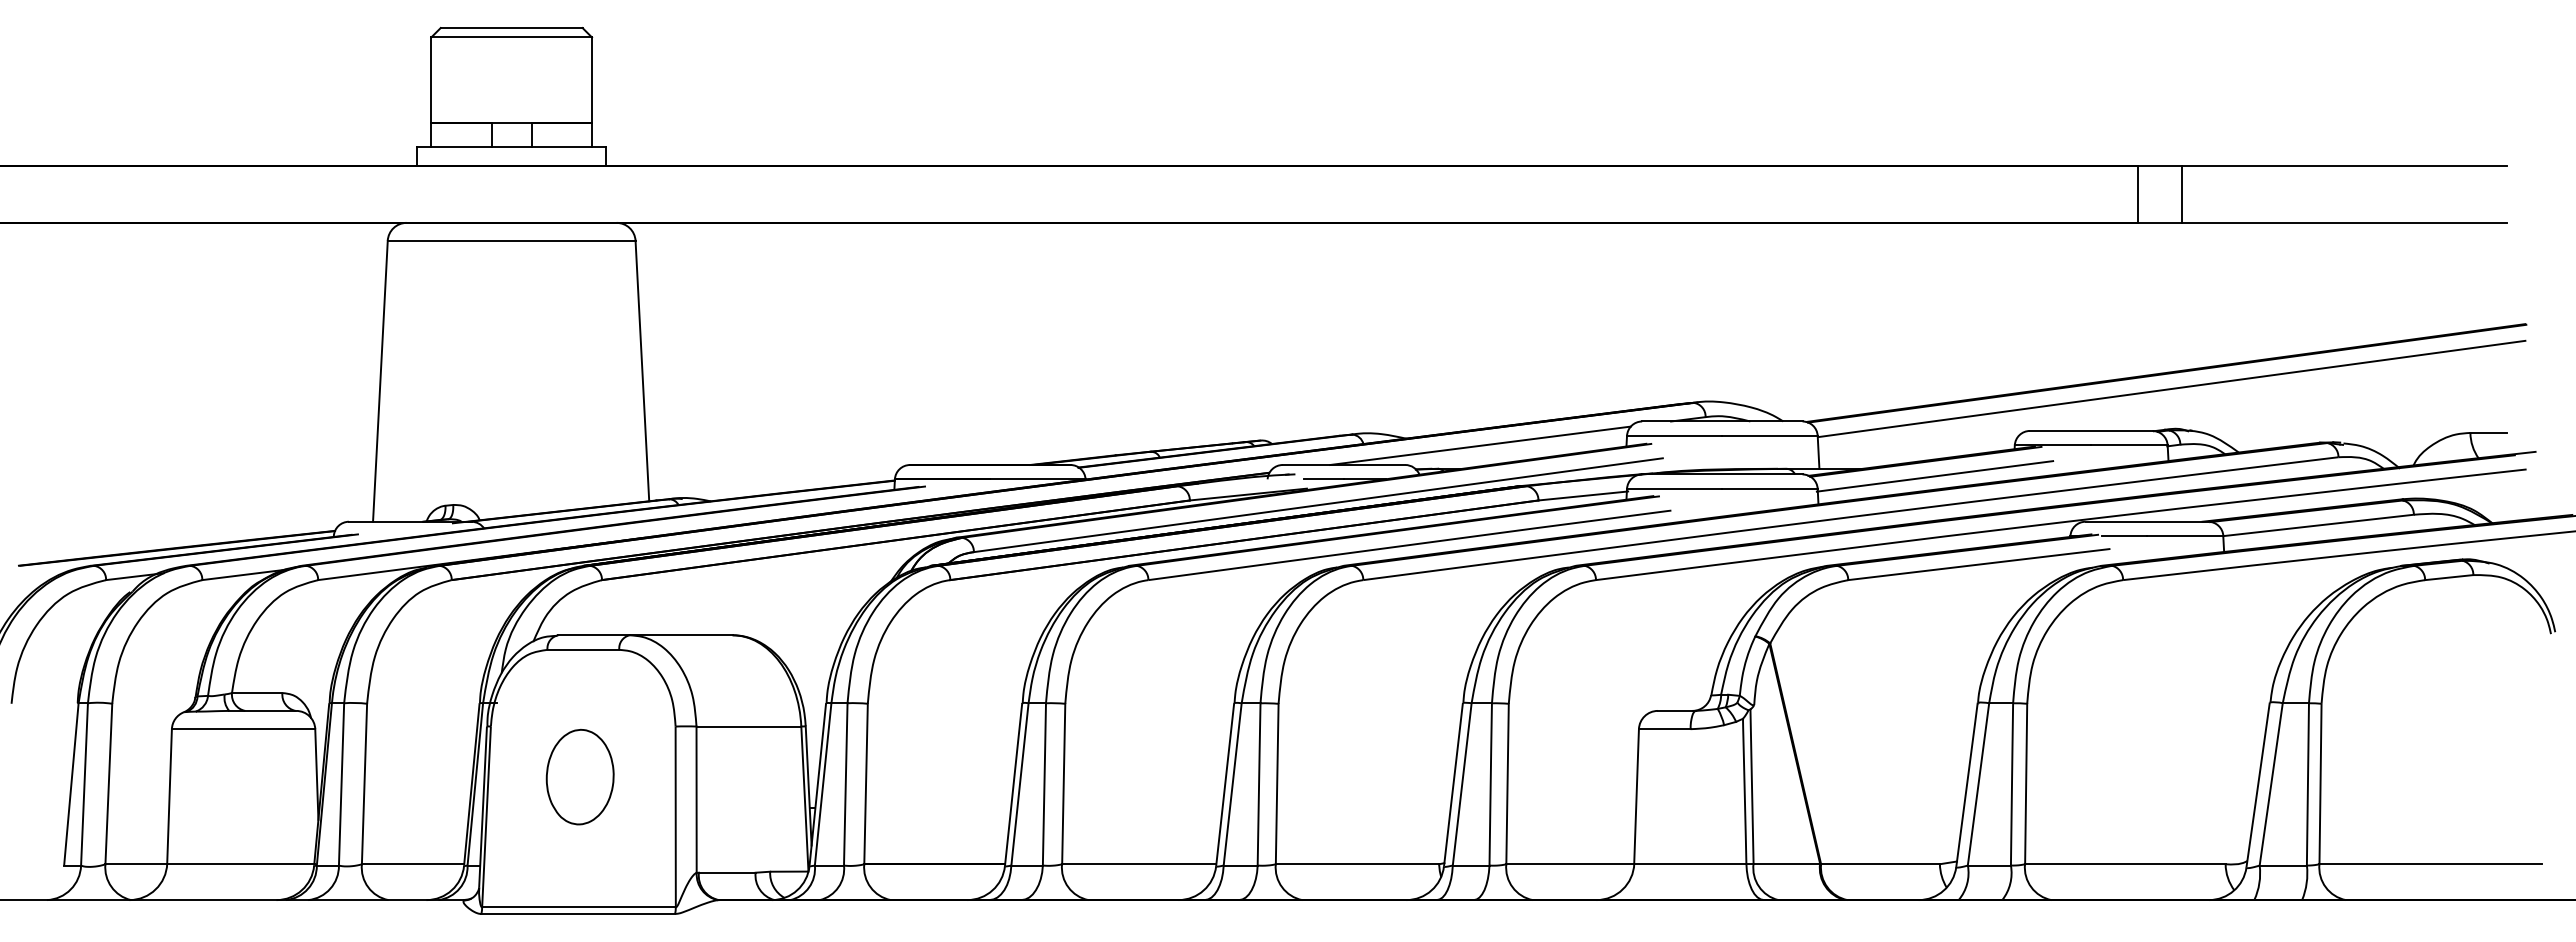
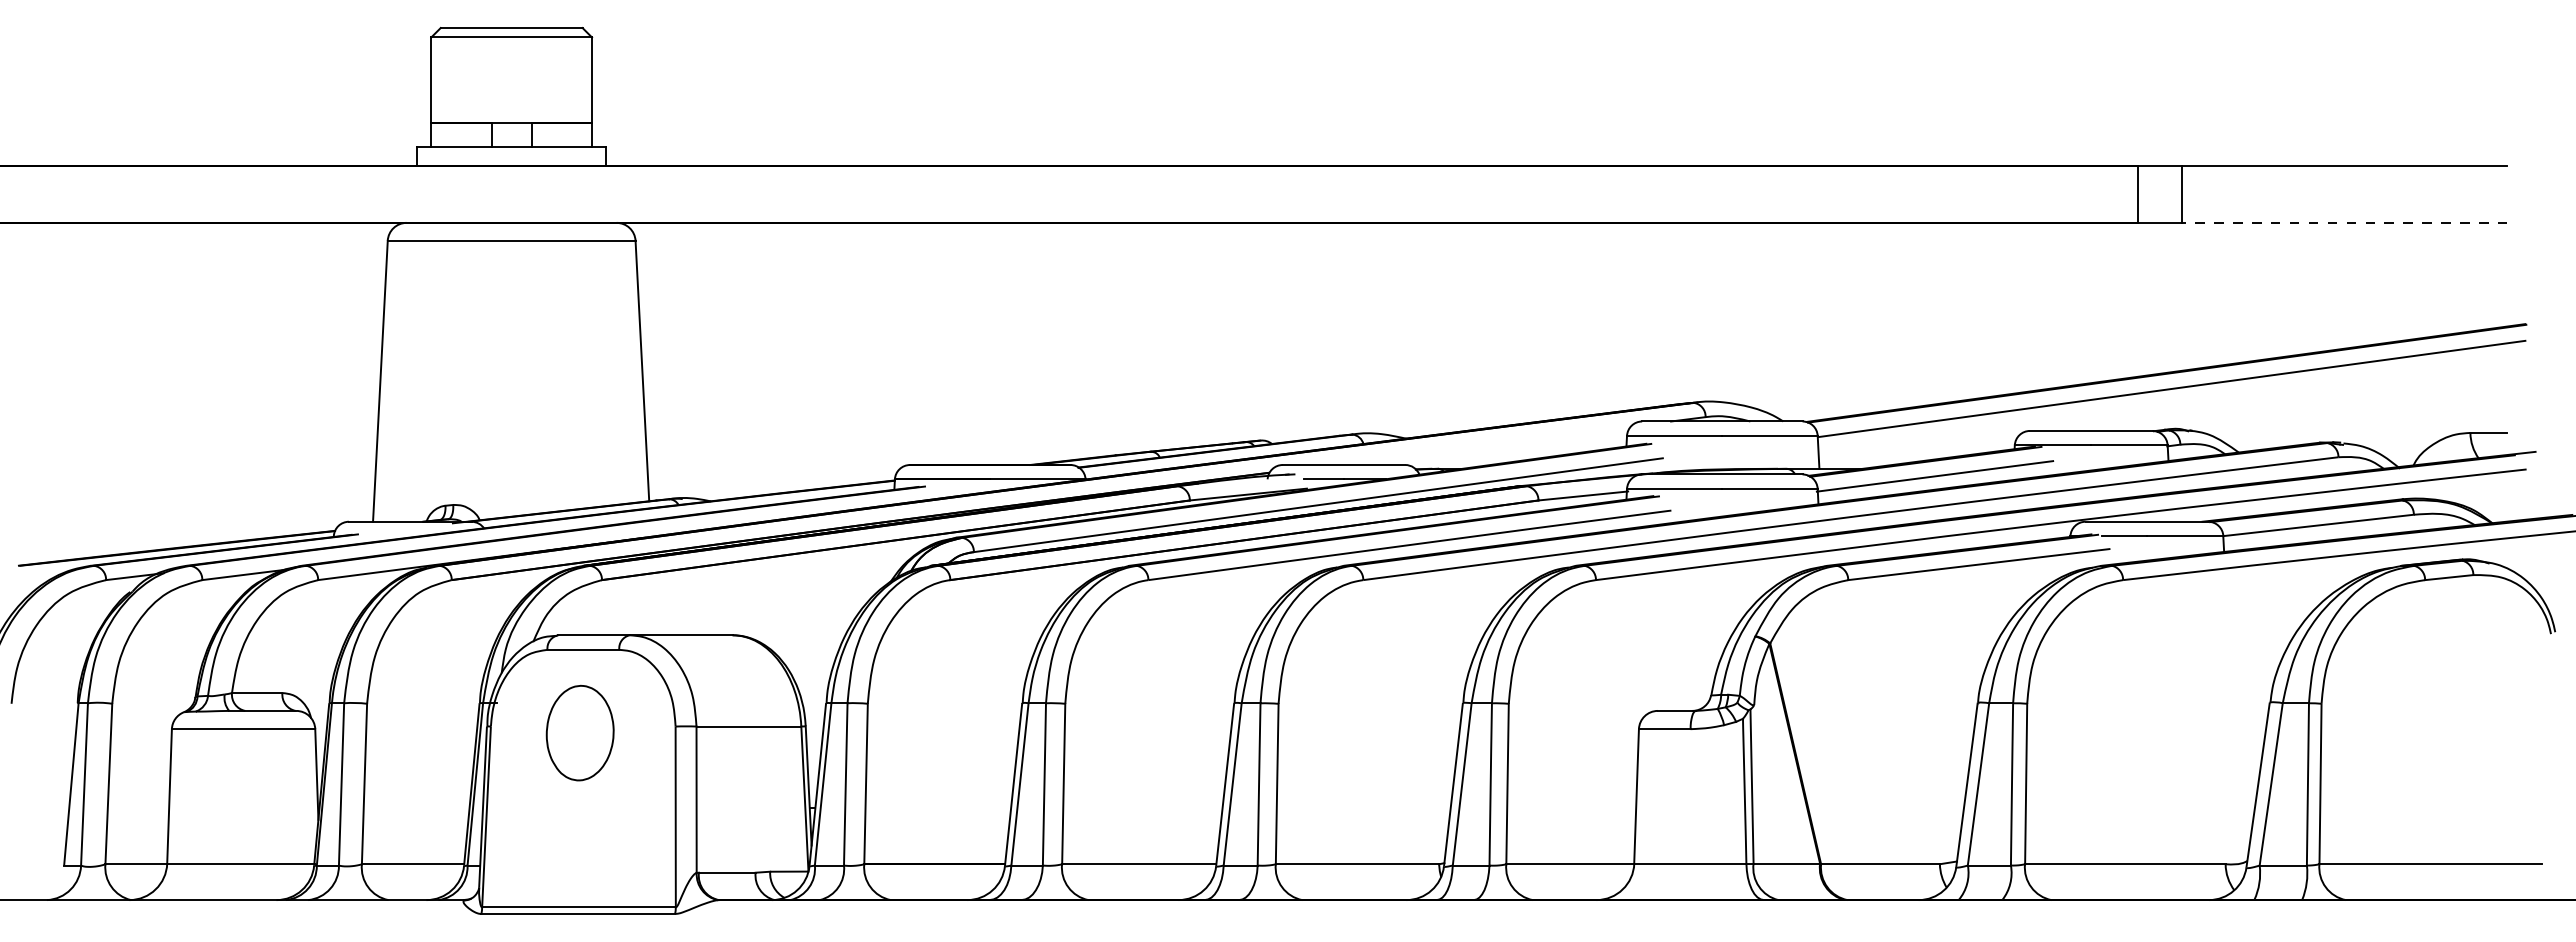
line: solid -> dashed (2344, 222)
line: present -> none (1480, 445)
part position: (579, 776) -> (579, 732) (579, 732)
